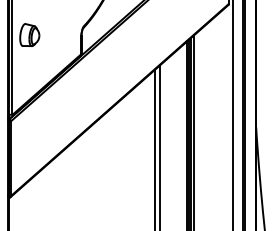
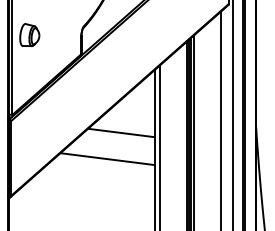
line: none -> present (220, 119)
line: none -> present (121, 132)
line: none -> present (107, 159)
